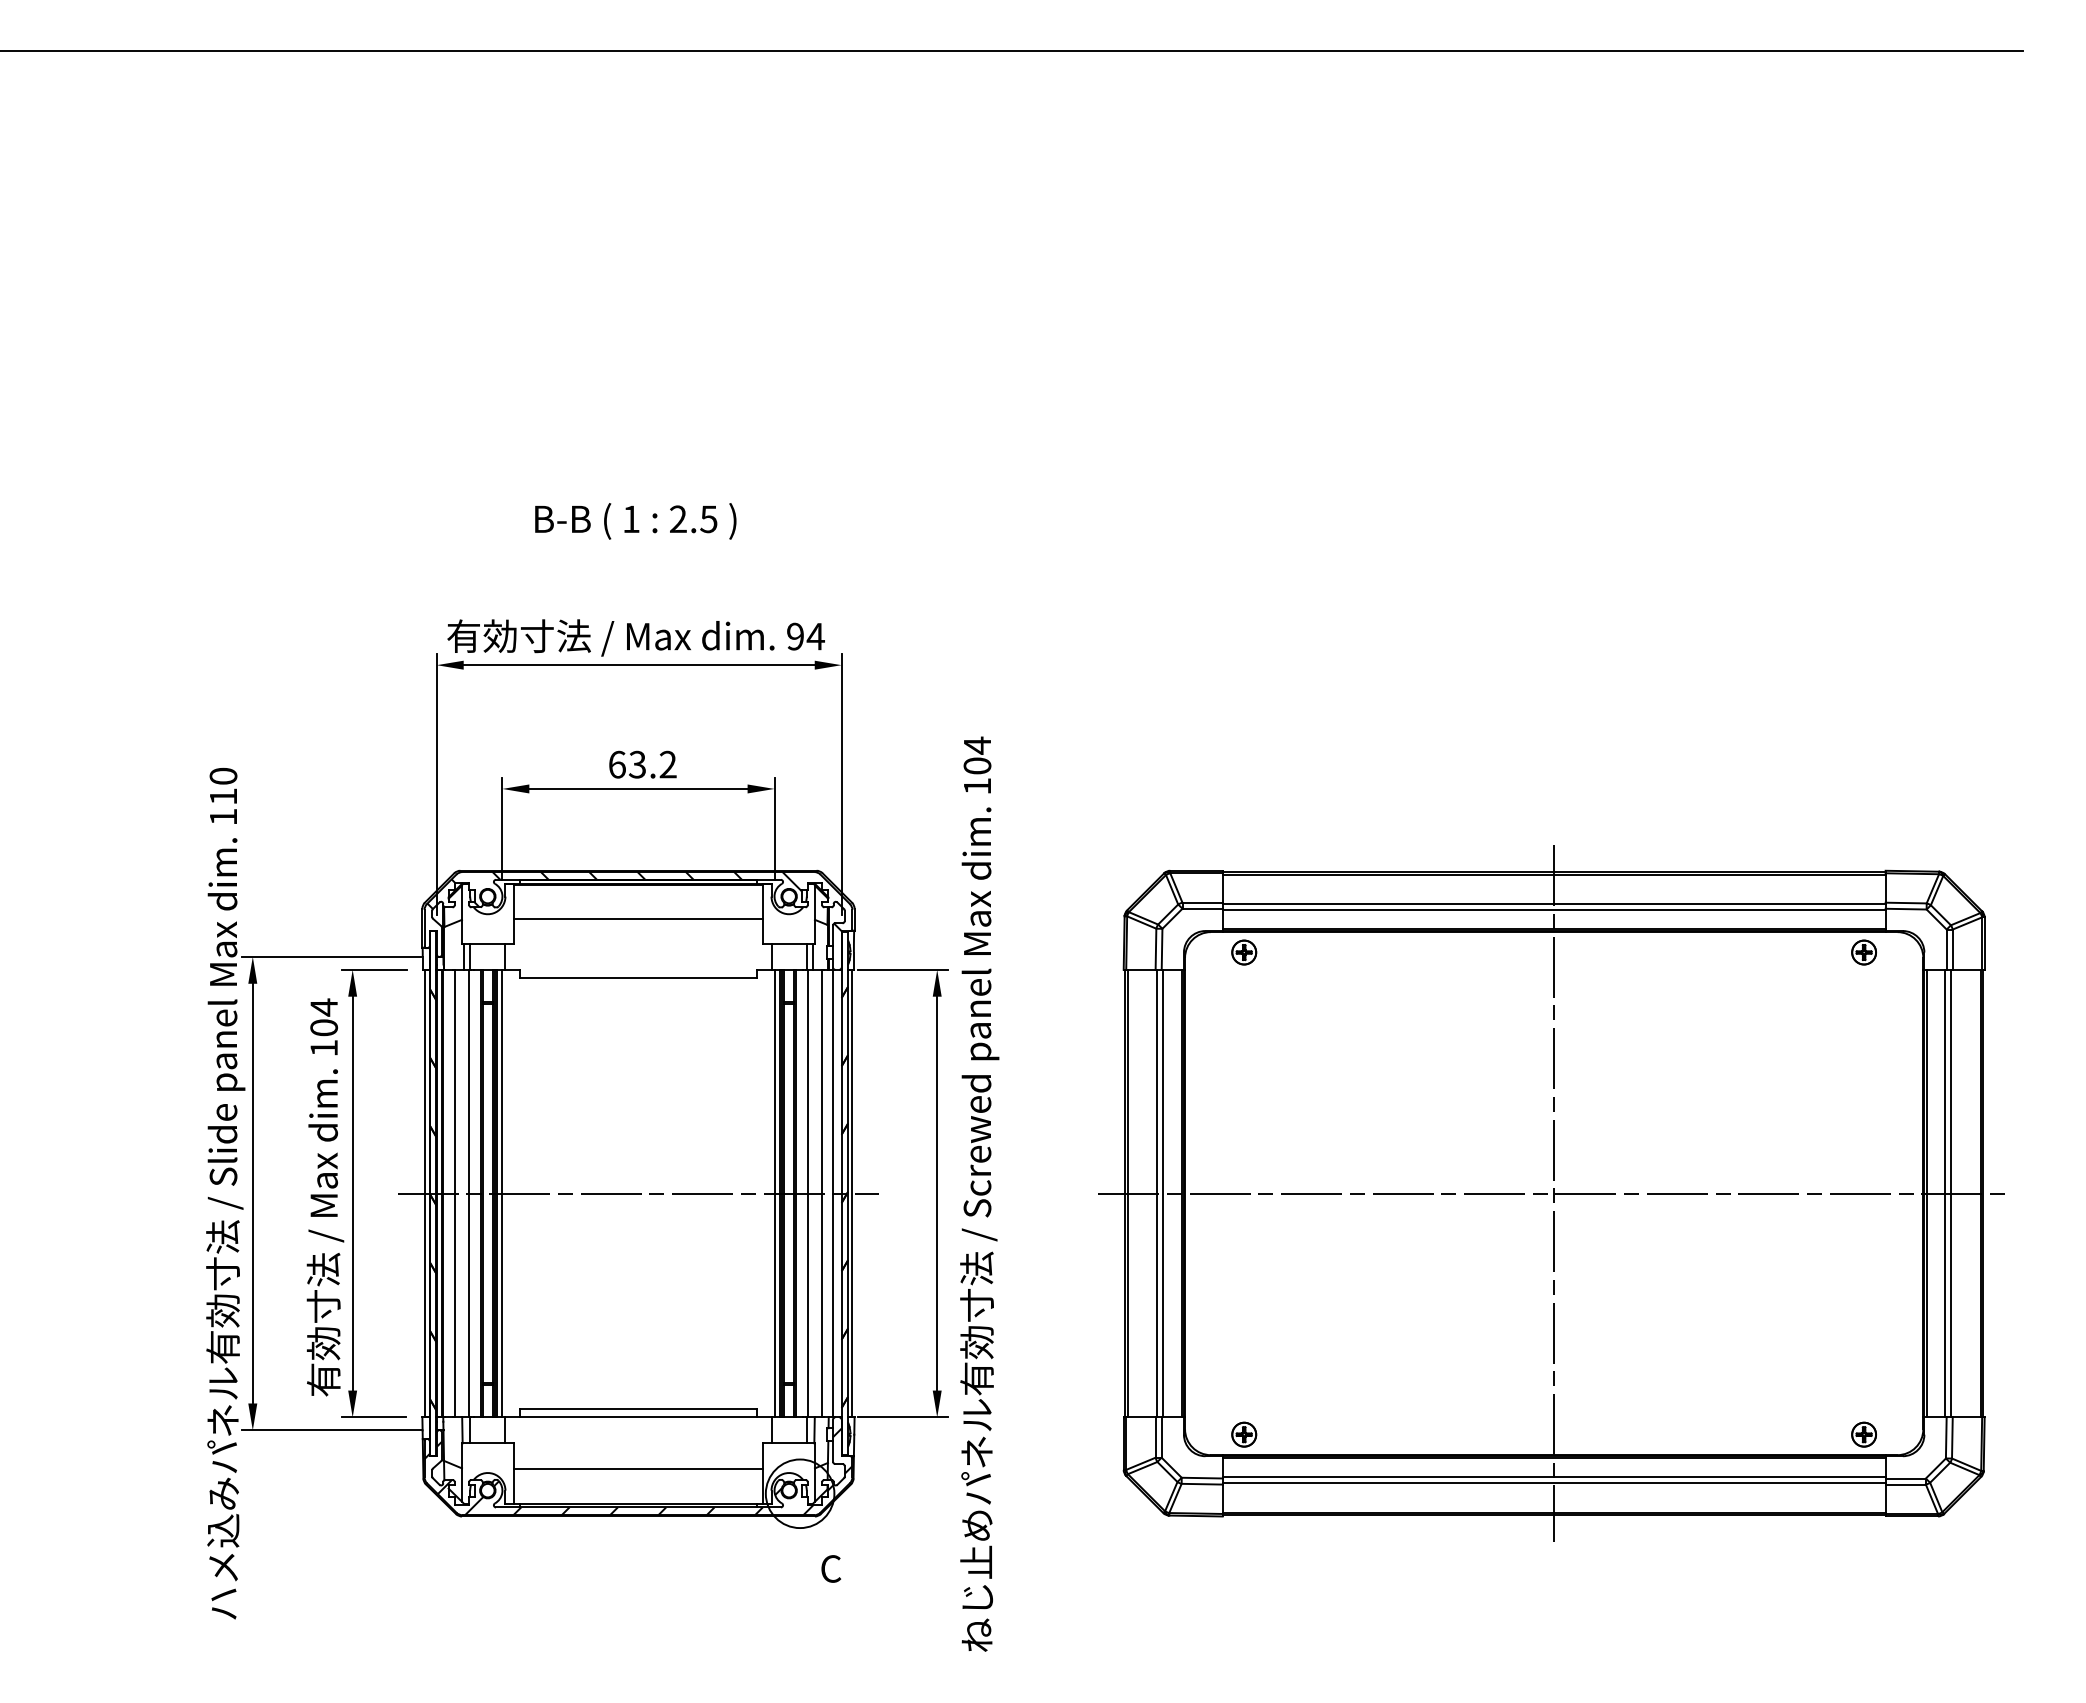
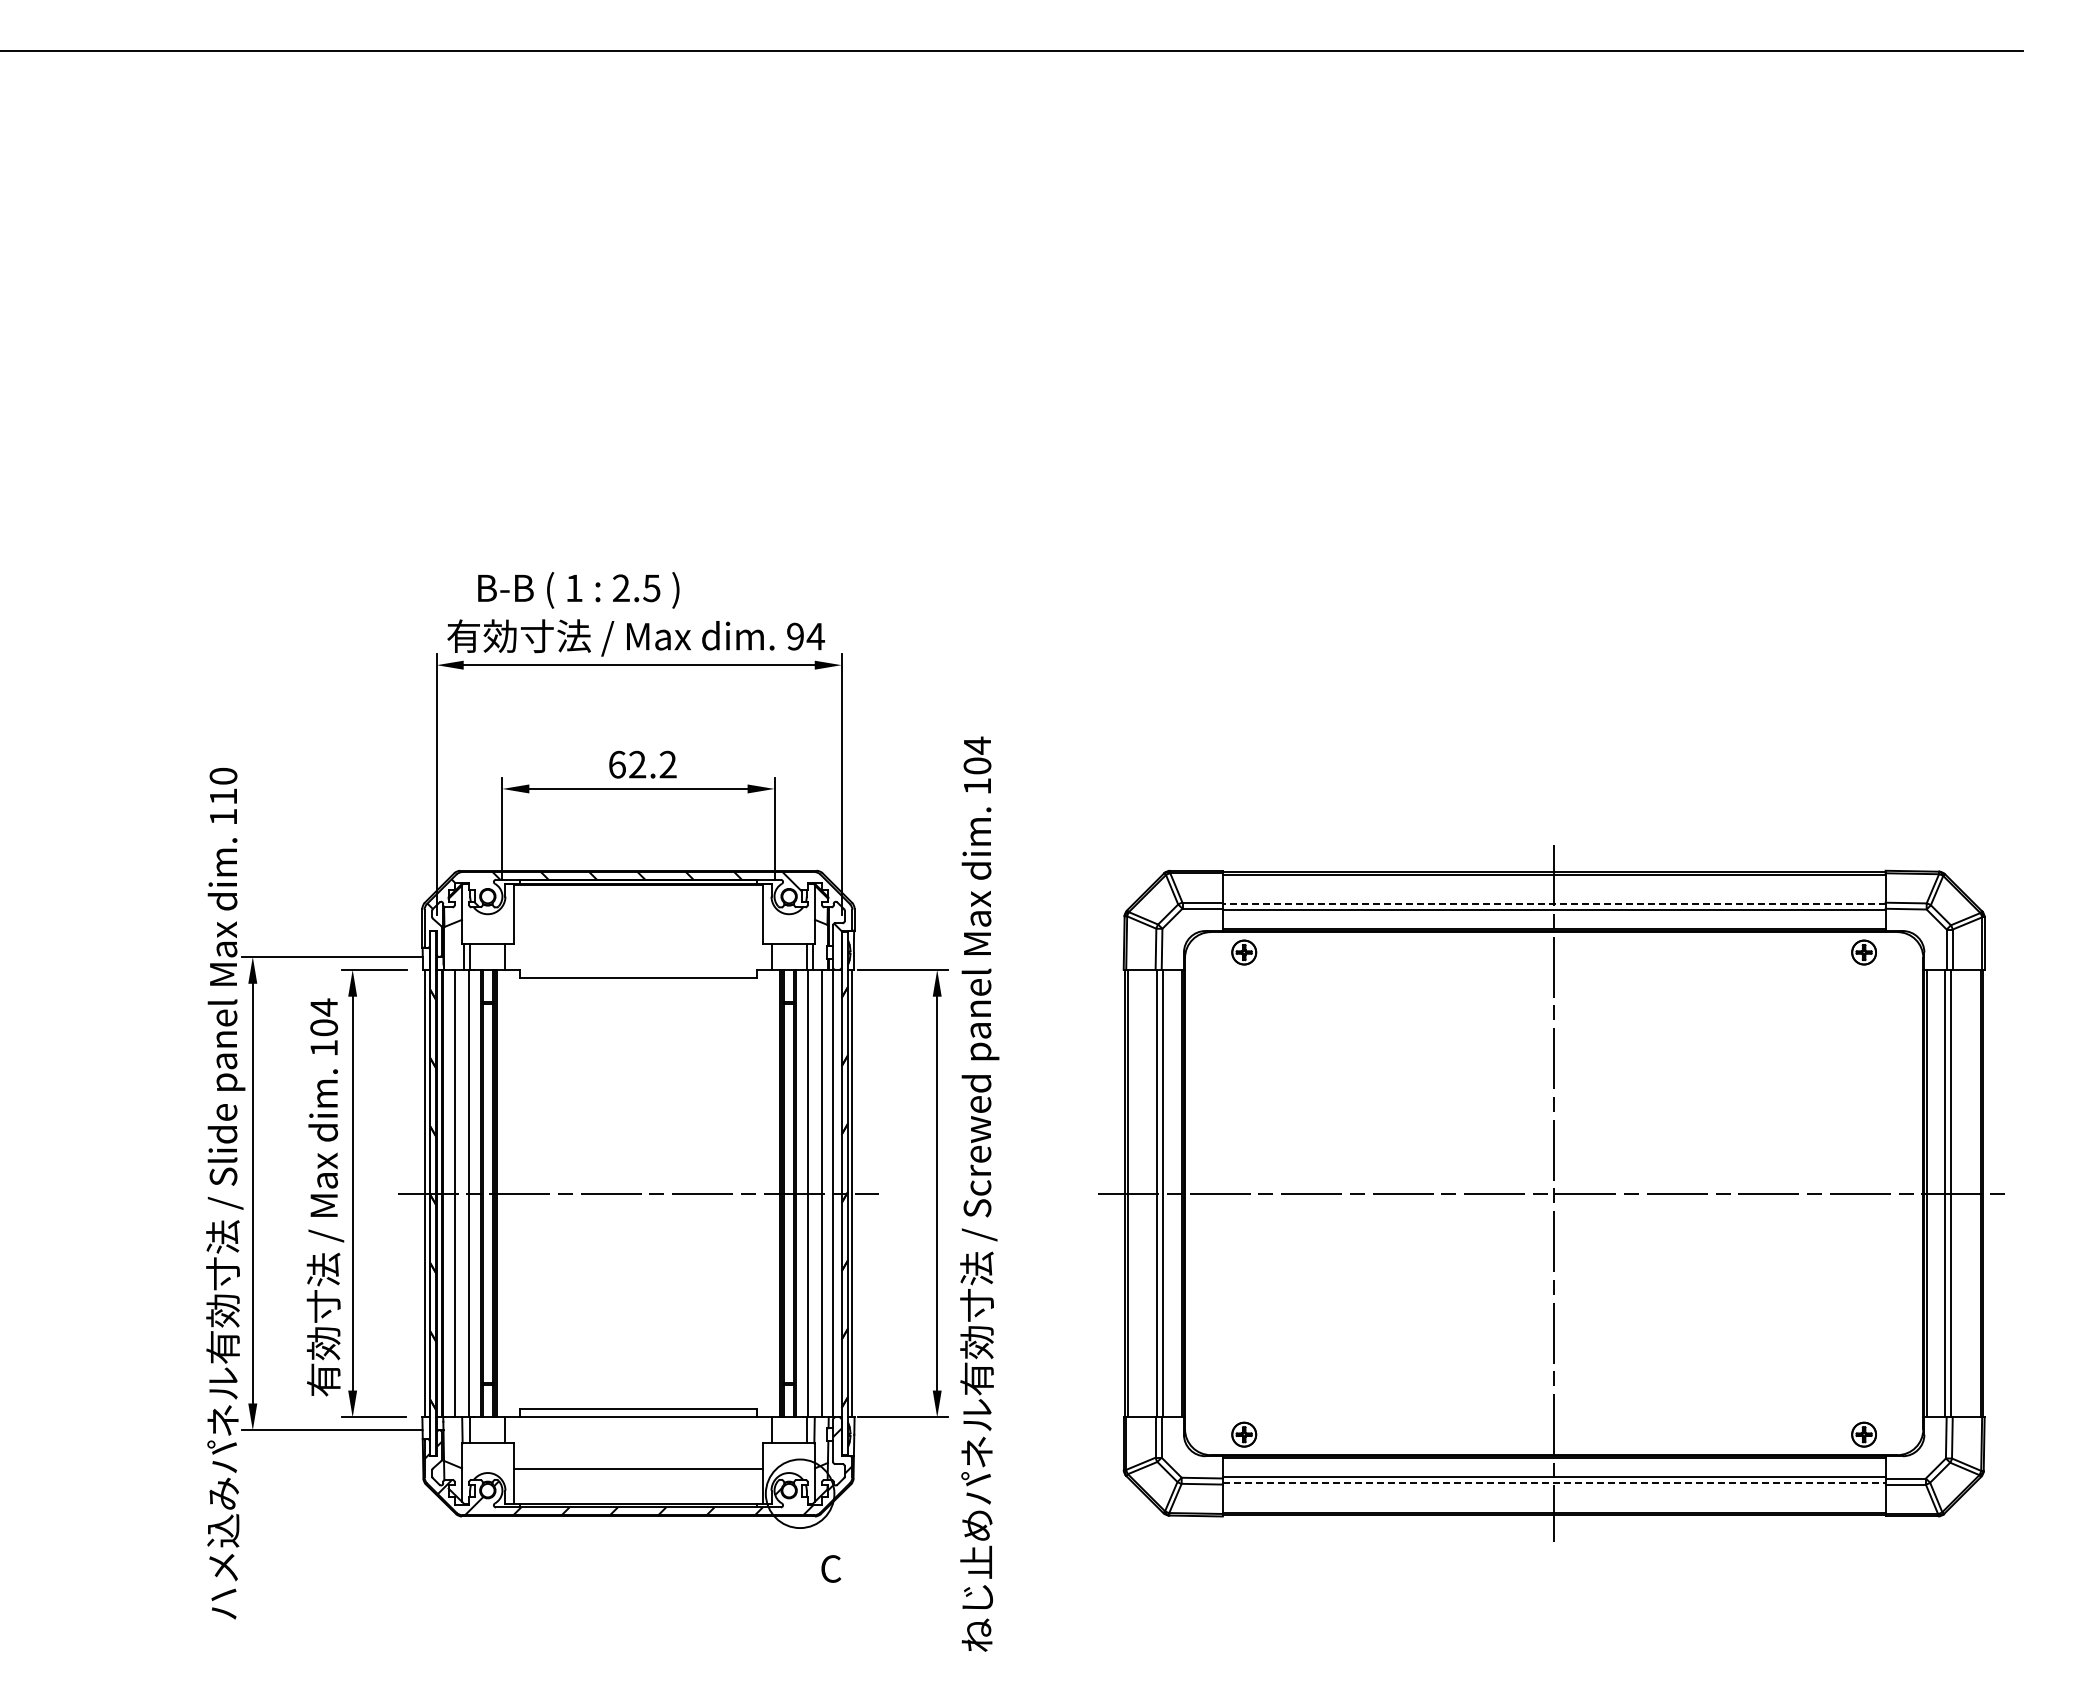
text position: (635, 521) -> (578, 590) (578, 590)
text: 63.2 -> 62.2 (637, 764)
line: solid -> dashed (1553, 903)
line: present -> none (638, 919)
line: present -> none (502, 1193)
line: present -> none (774, 1193)
line: solid -> dashed (1554, 1483)
